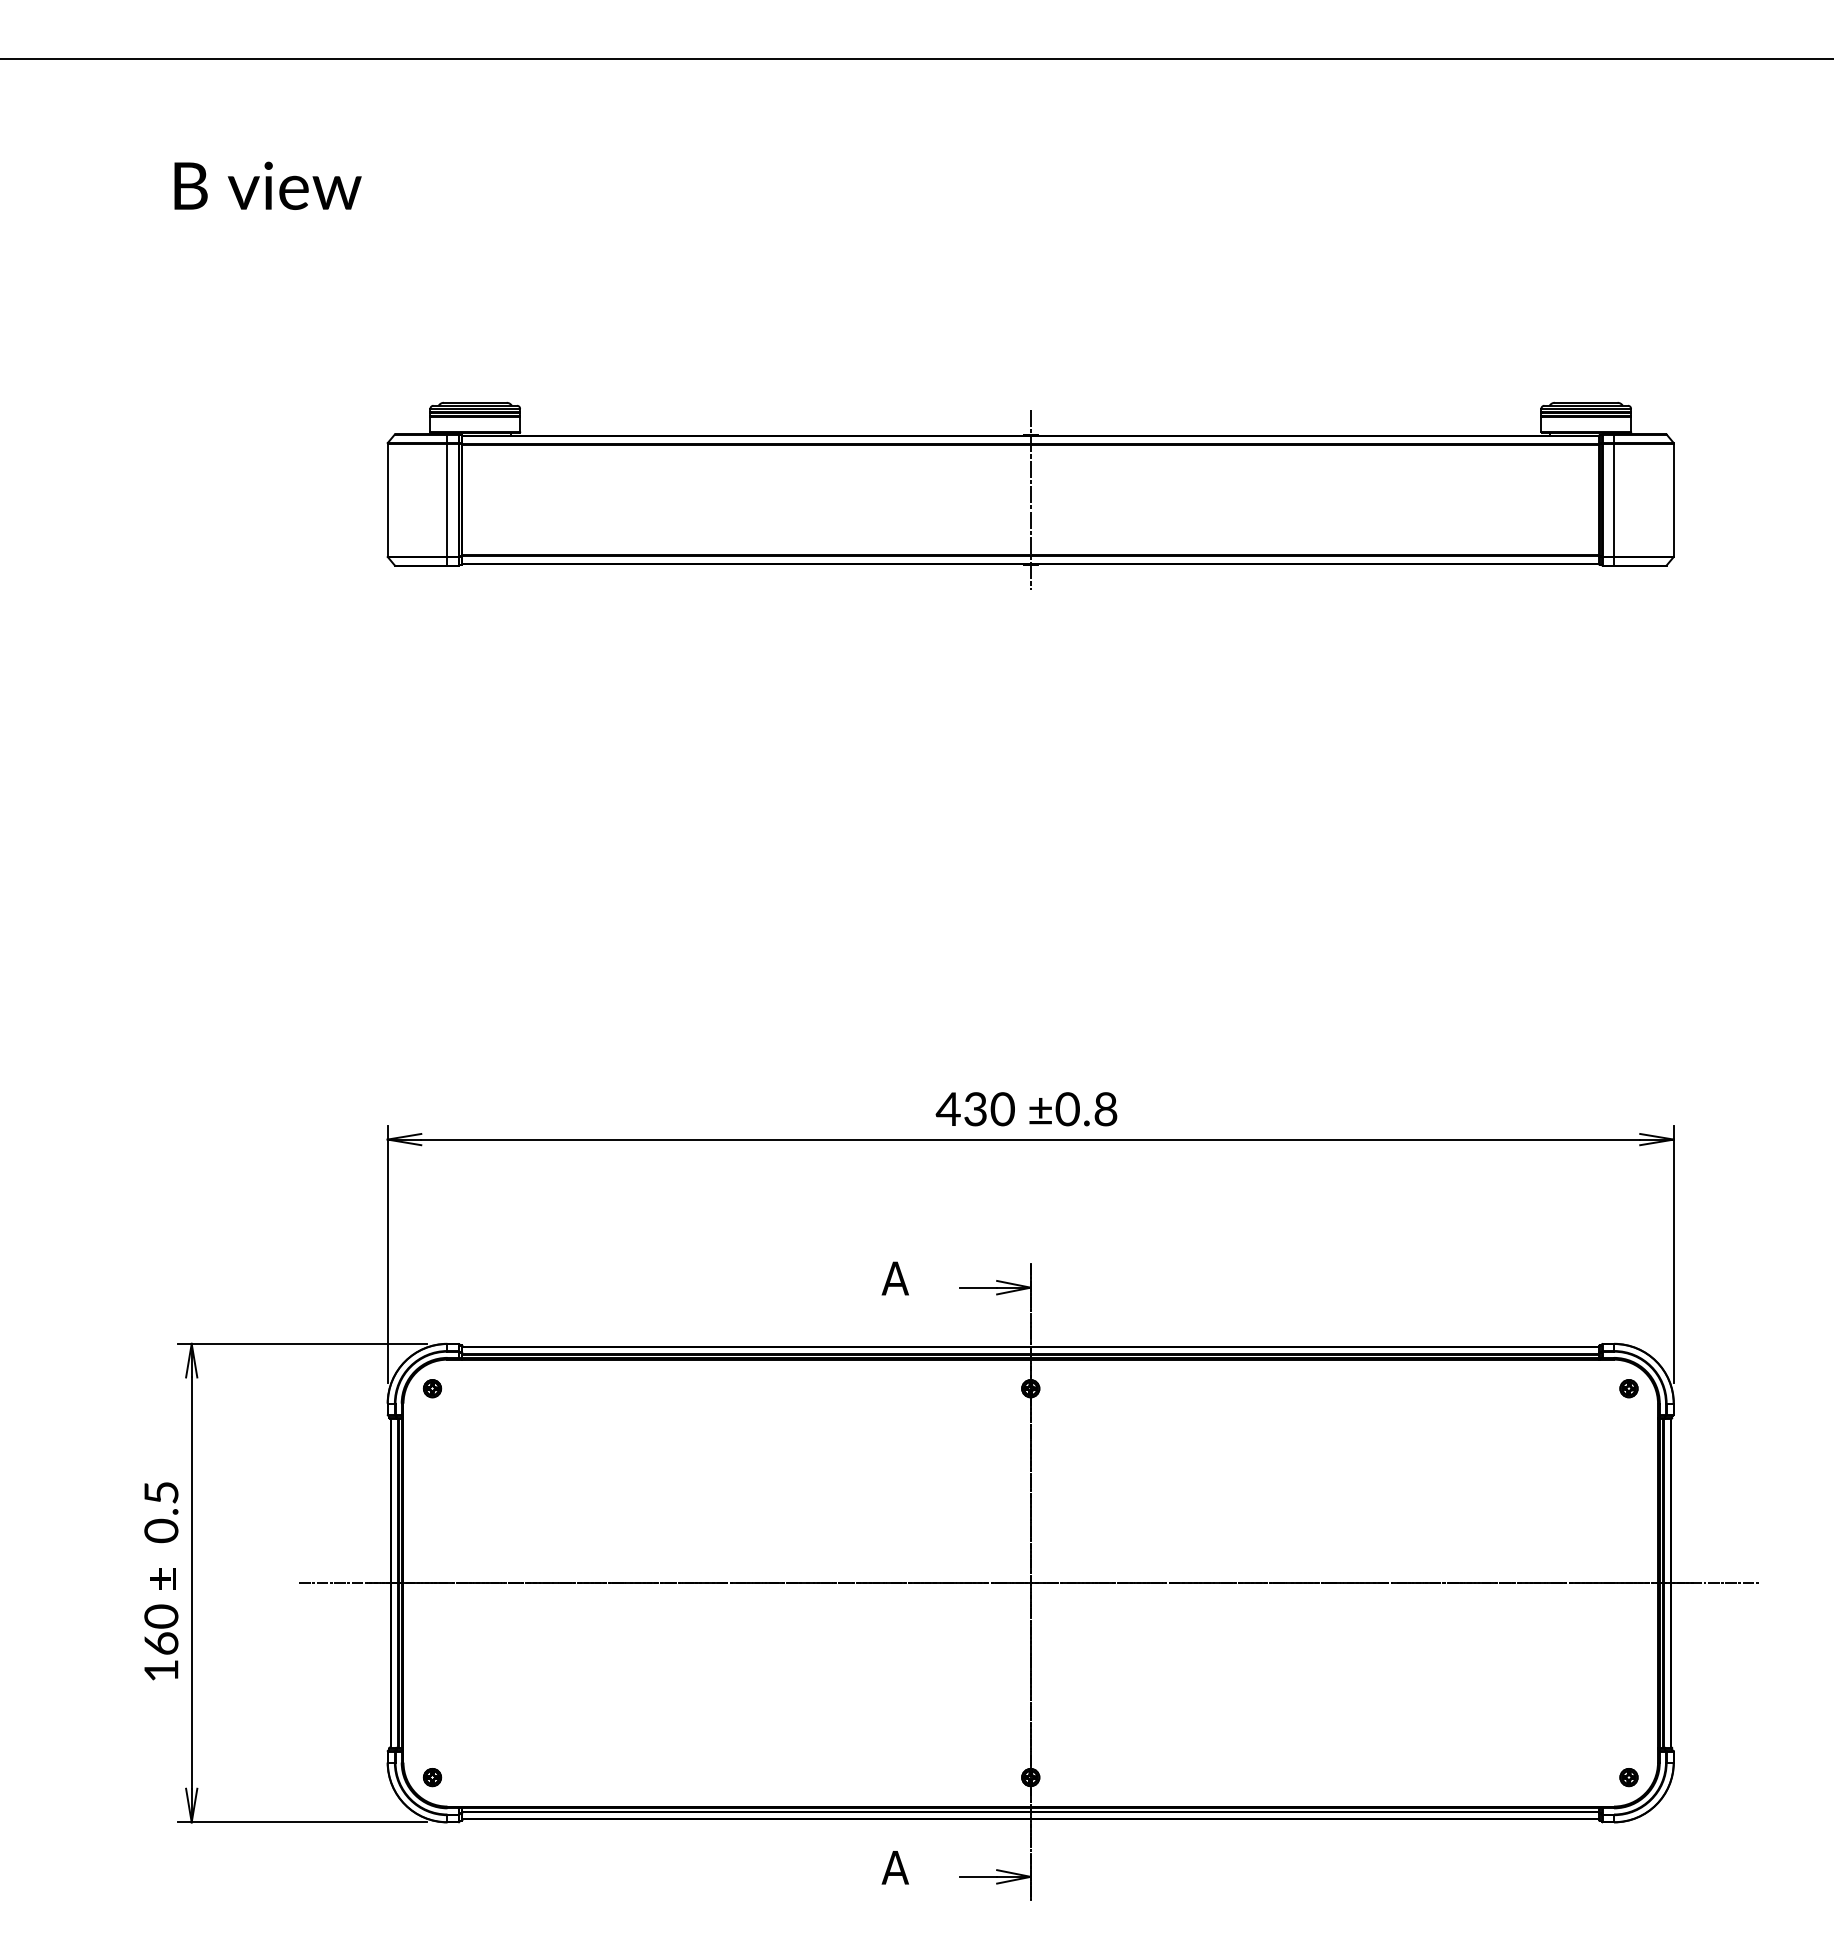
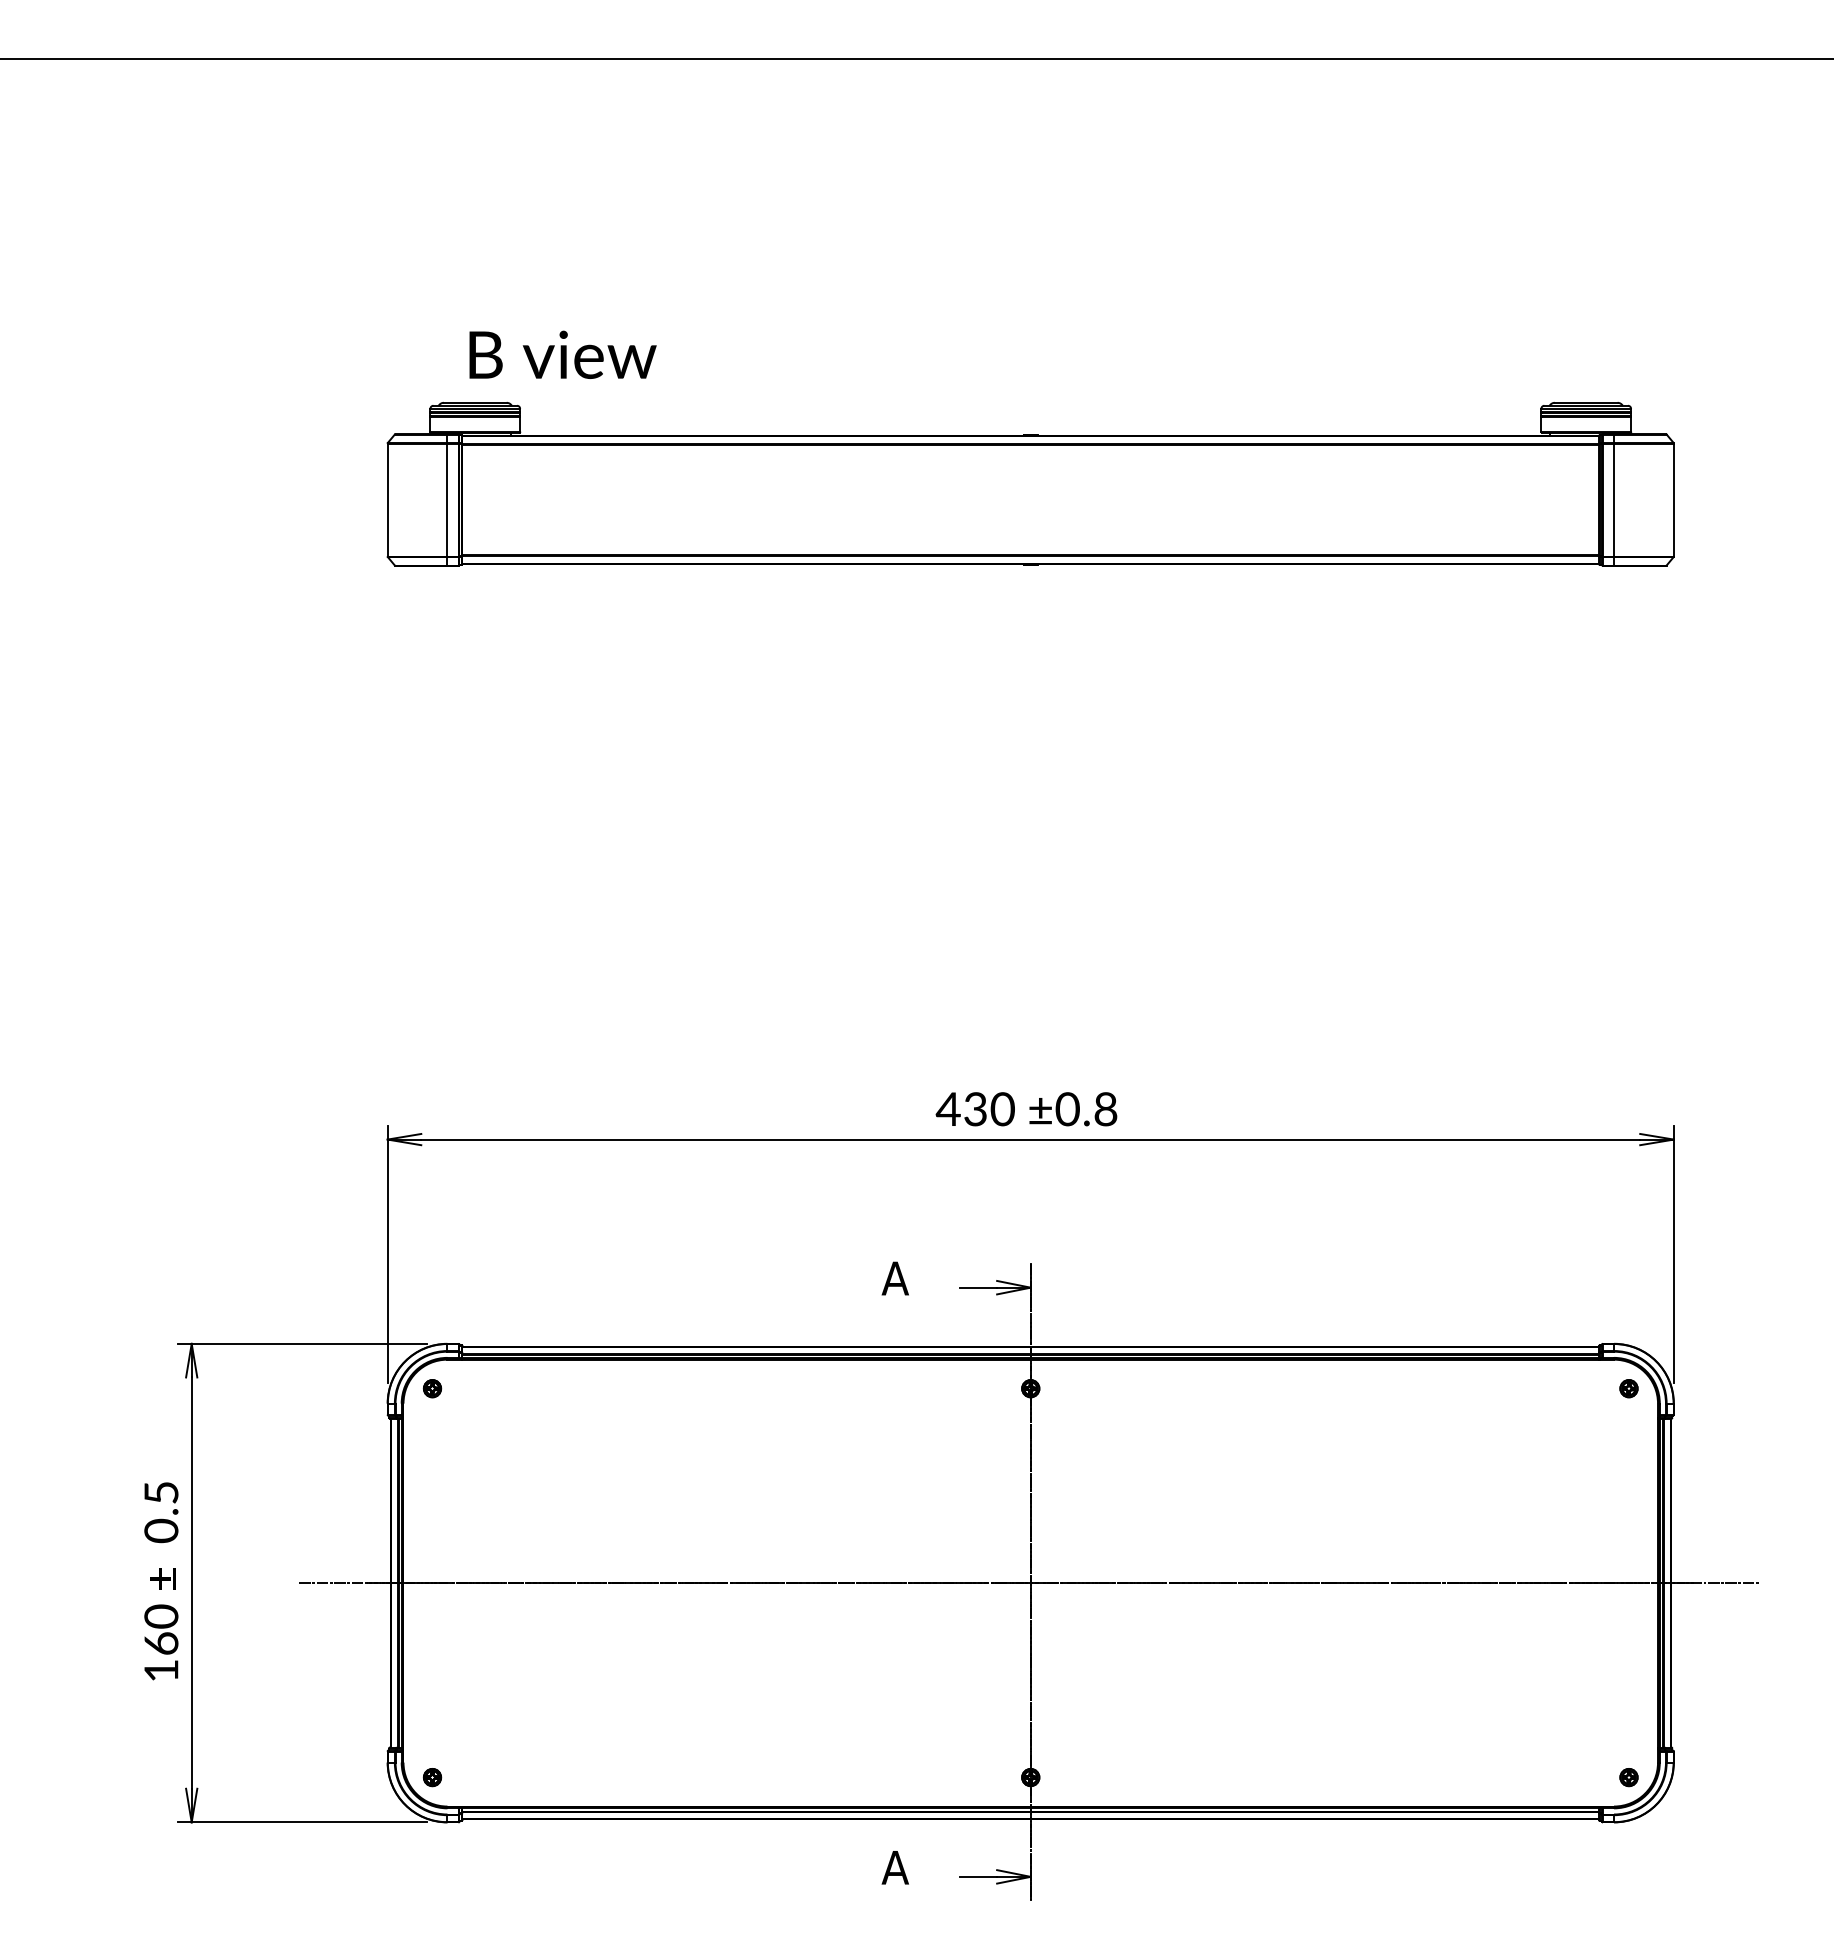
text position: (267, 185) -> (562, 354) (562, 354)
line: present -> none (1030, 499)
